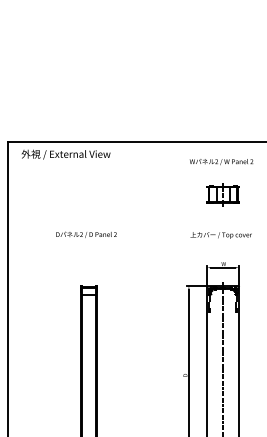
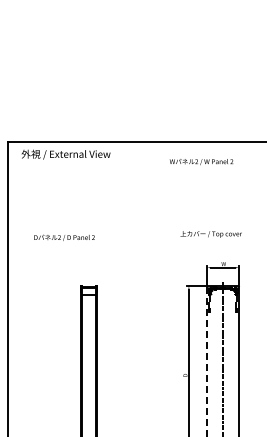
text position: (221, 162) -> (201, 162) (201, 162)
part: present -> none (222, 194)
text position: (86, 234) -> (64, 237) (64, 237)
text position: (220, 235) -> (210, 234) (210, 234)
line: solid -> dashed (207, 361)
